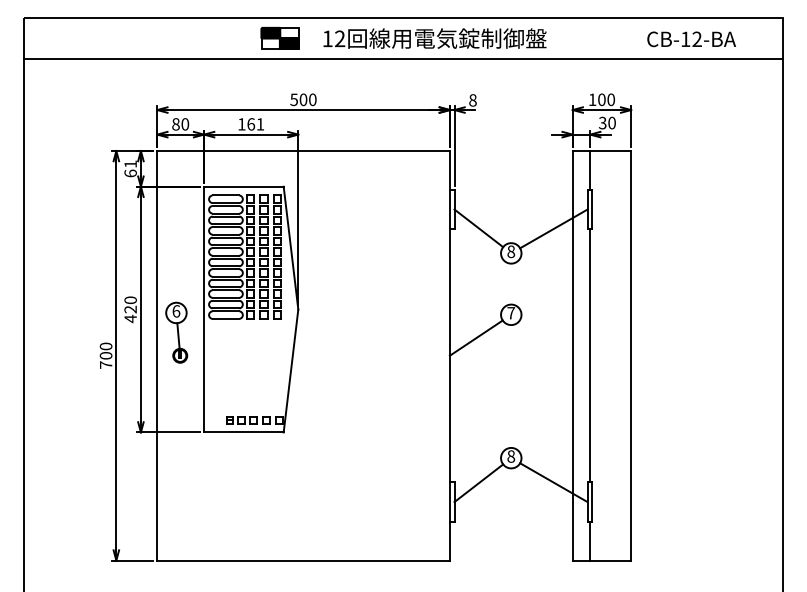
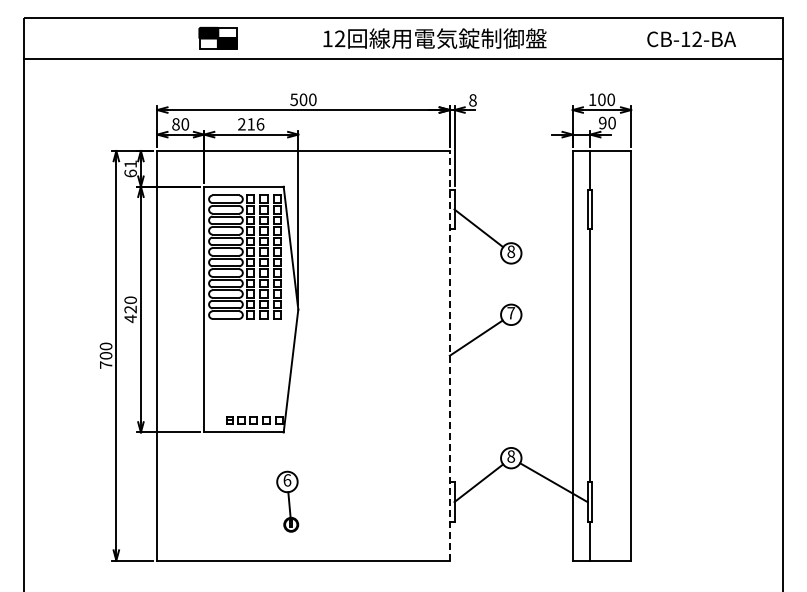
part position: (279, 37) -> (217, 37) (217, 37)
text: 30 -> 90 (602, 123)
text: 161 -> 216 (251, 124)
line: present -> none (553, 228)
part position: (176, 332) -> (287, 501) (287, 501)
line: solid -> dashed (449, 355)
